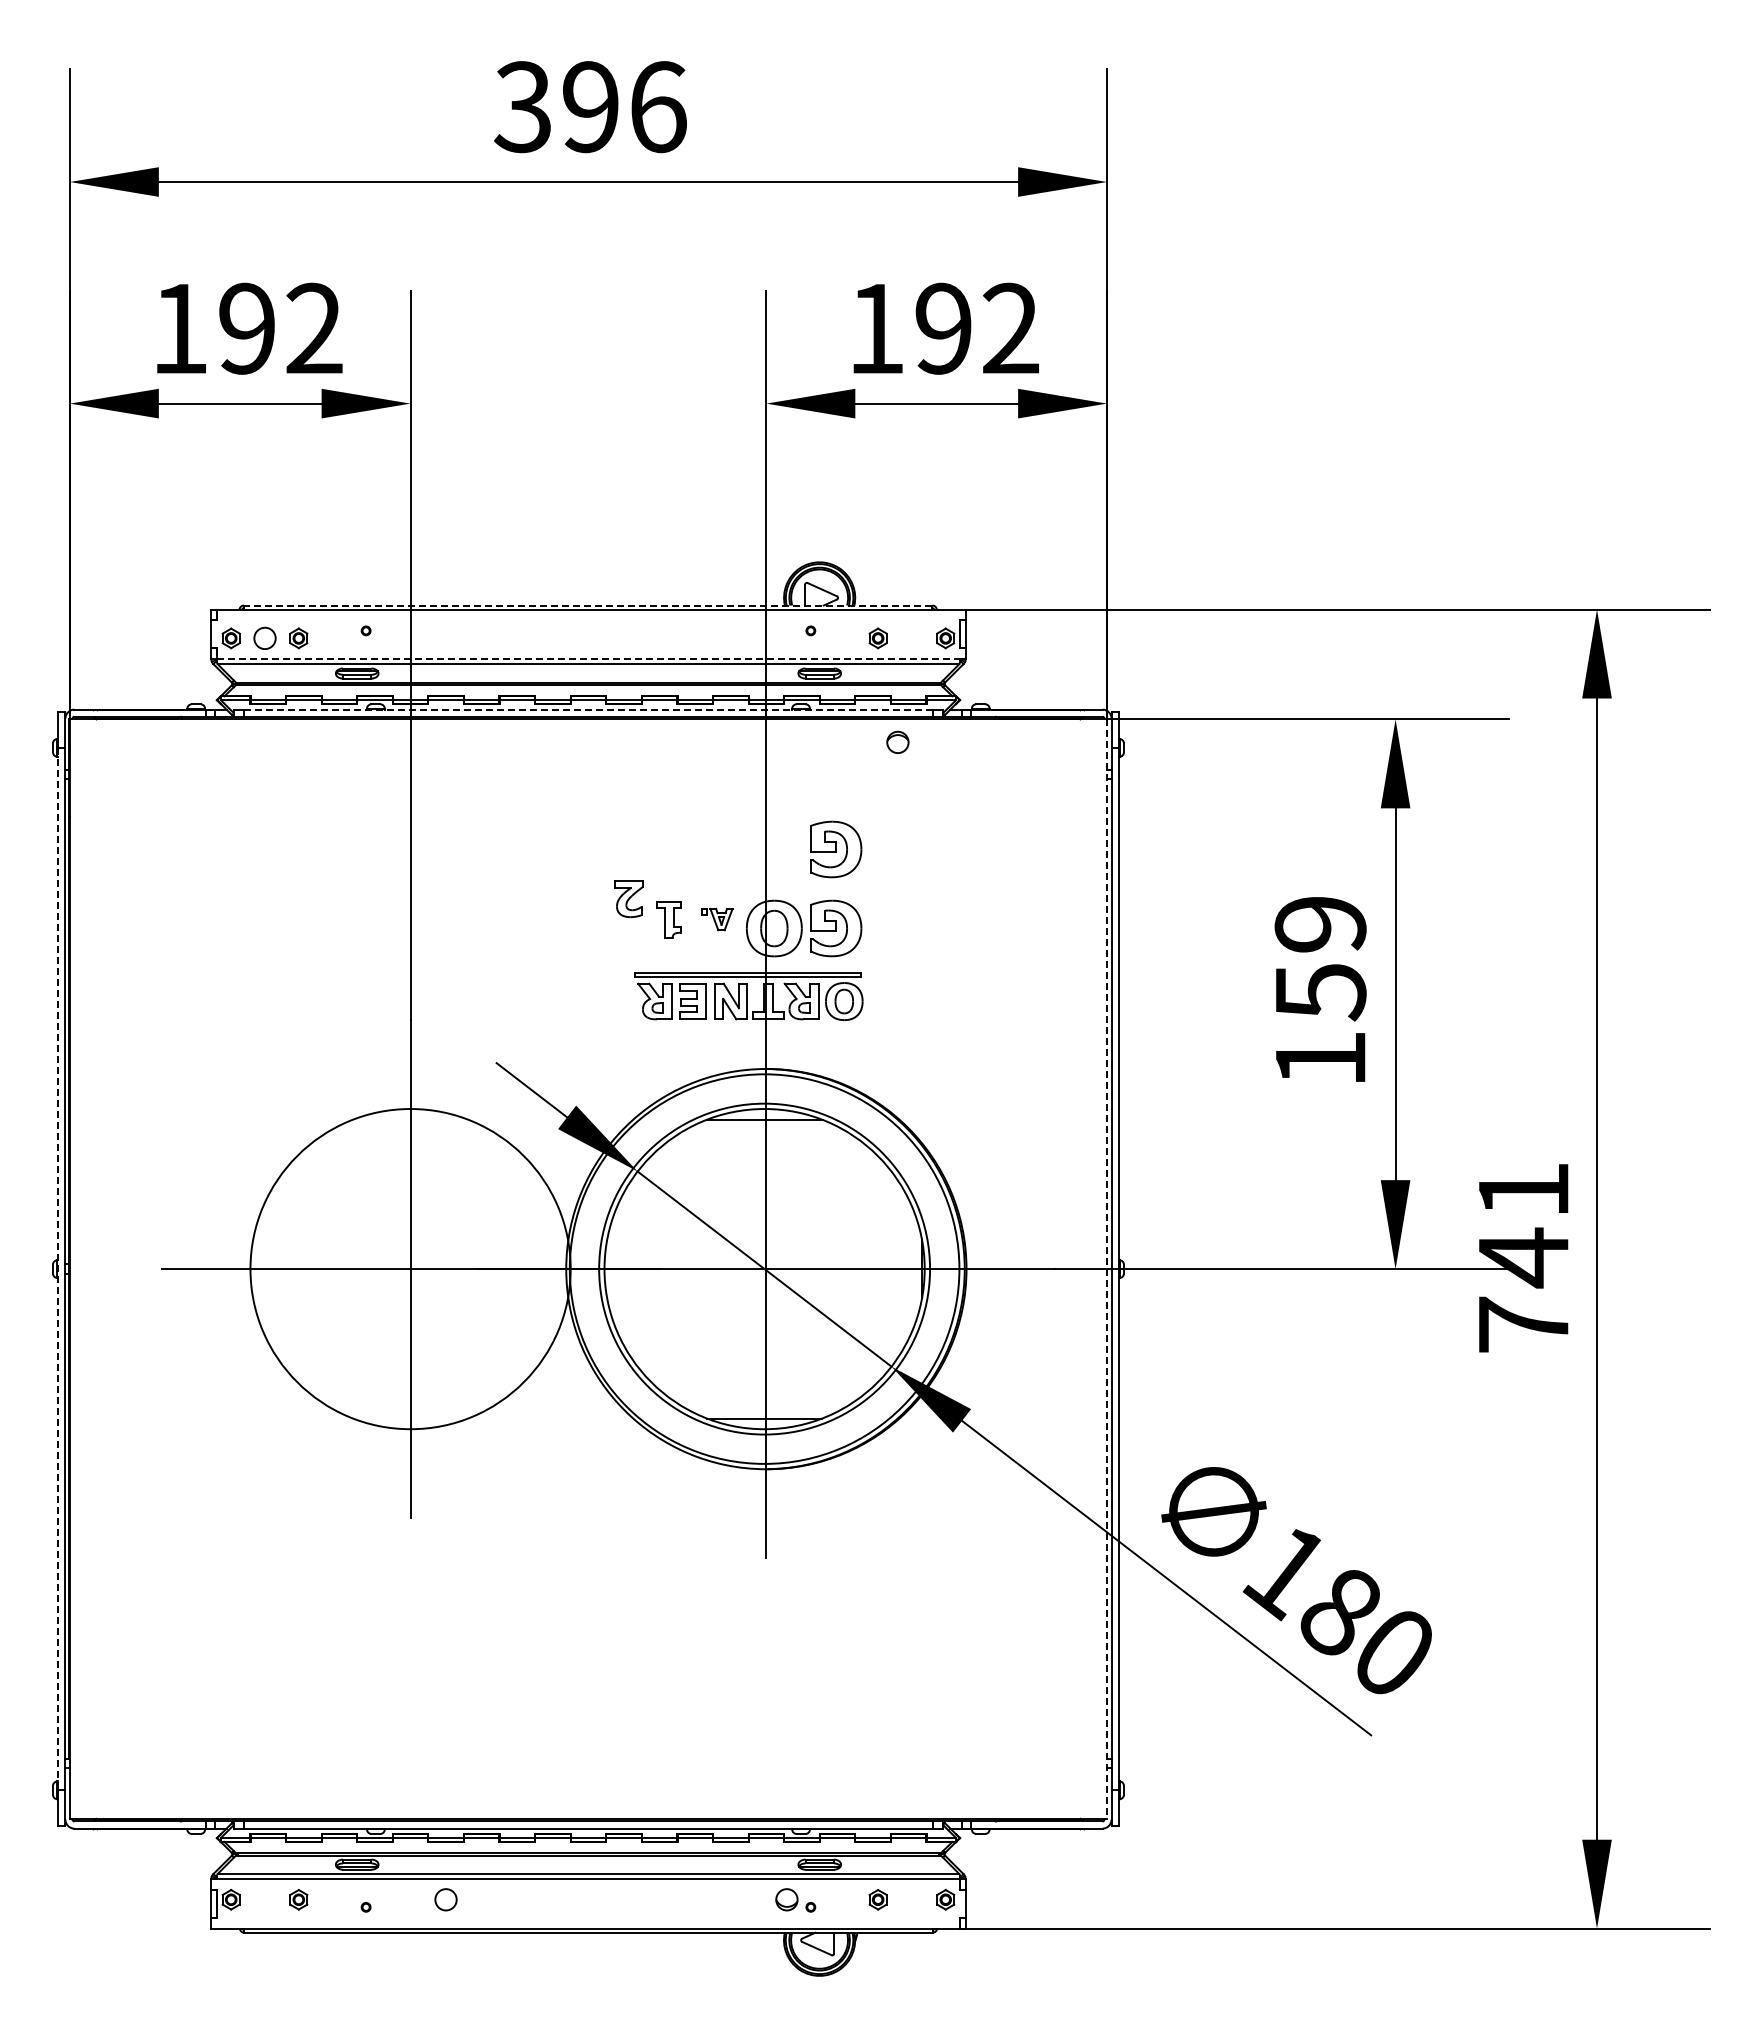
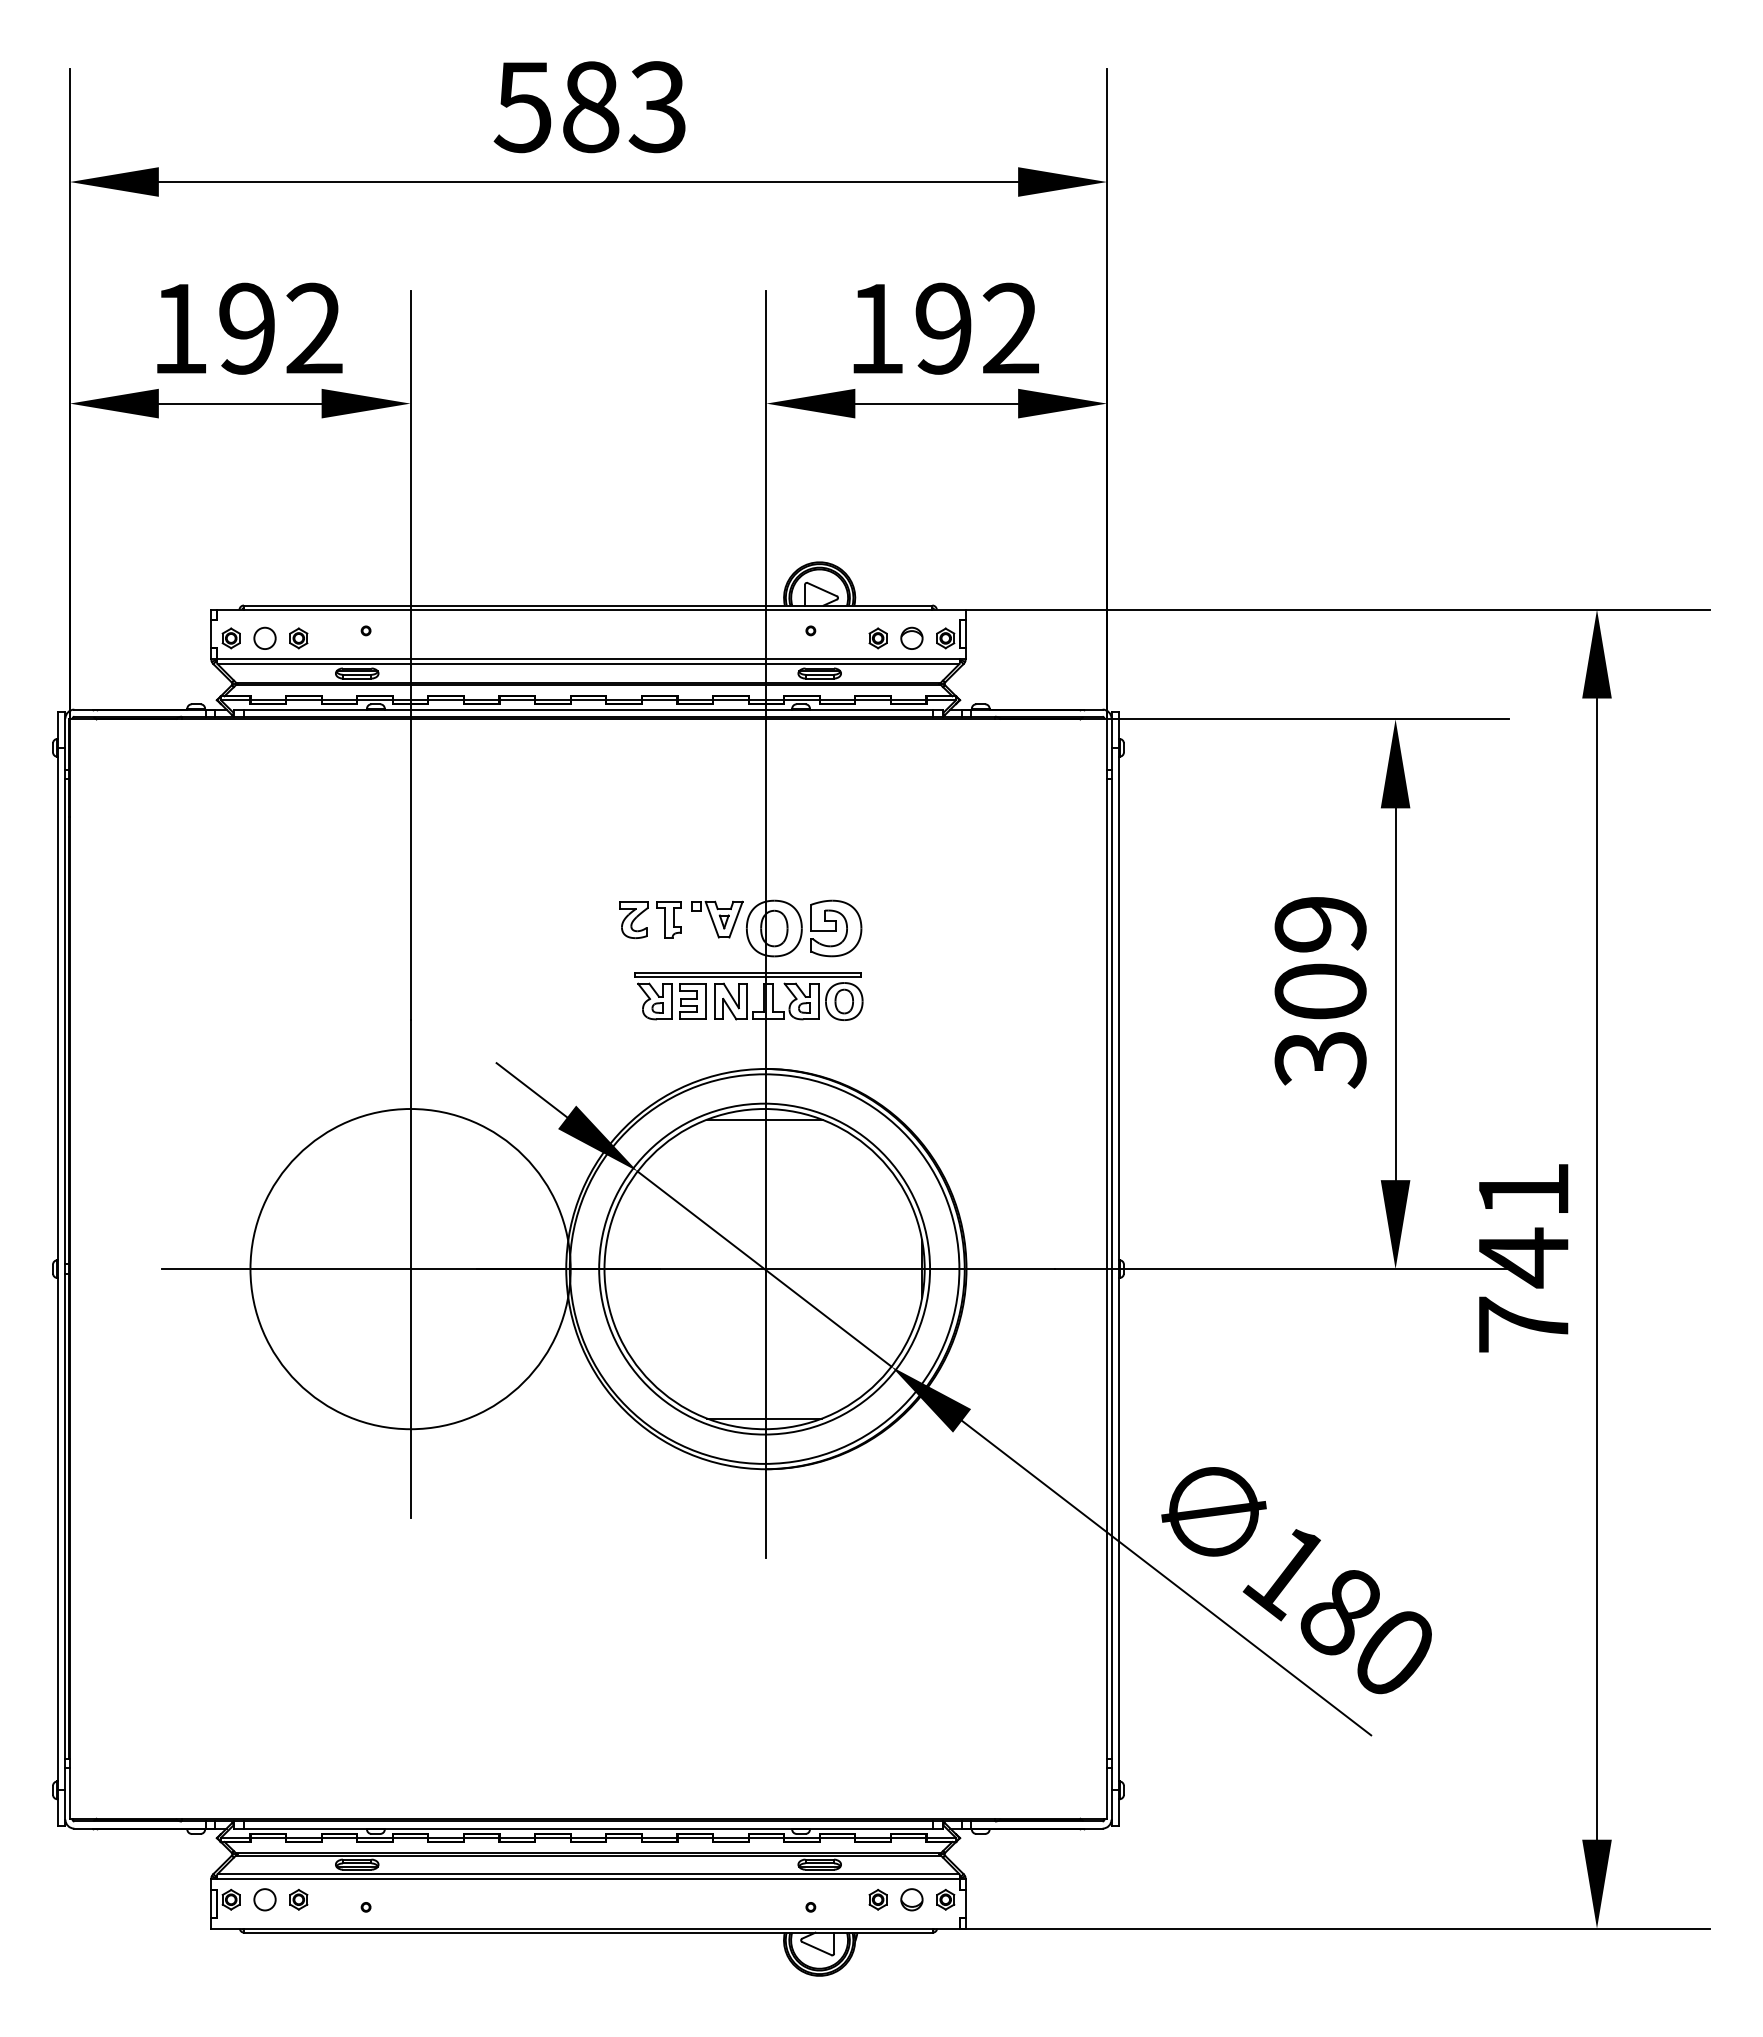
text: 396 -> 583 (589, 107)
line: dashed -> solid (587, 605)
line: dashed -> solid (588, 659)
line: dashed -> solid (587, 709)
part position: (897, 741) -> (911, 637) (911, 637)
part: present -> none (836, 849)
part position: (628, 898) -> (633, 919) (633, 919)
part size: 33x25 px -> 53x39 px (717, 919)
text: 159 -> 309 (1320, 1025)
line: dashed -> solid (58, 1269)
line: dashed -> solid (1107, 1269)
circle position: (445, 1899) -> (264, 1899) (264, 1899)
part position: (786, 1899) -> (911, 1899) (911, 1899)
